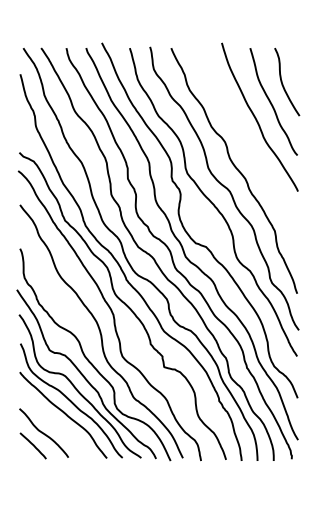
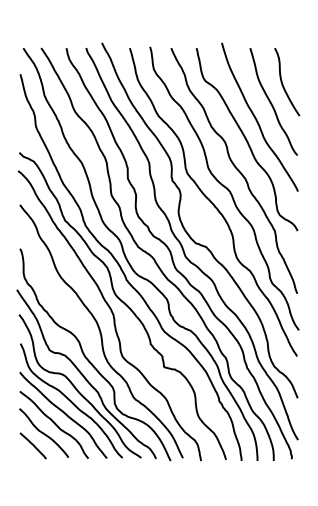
curve: none -> present (246, 139)
curve: none -> present (53, 423)
